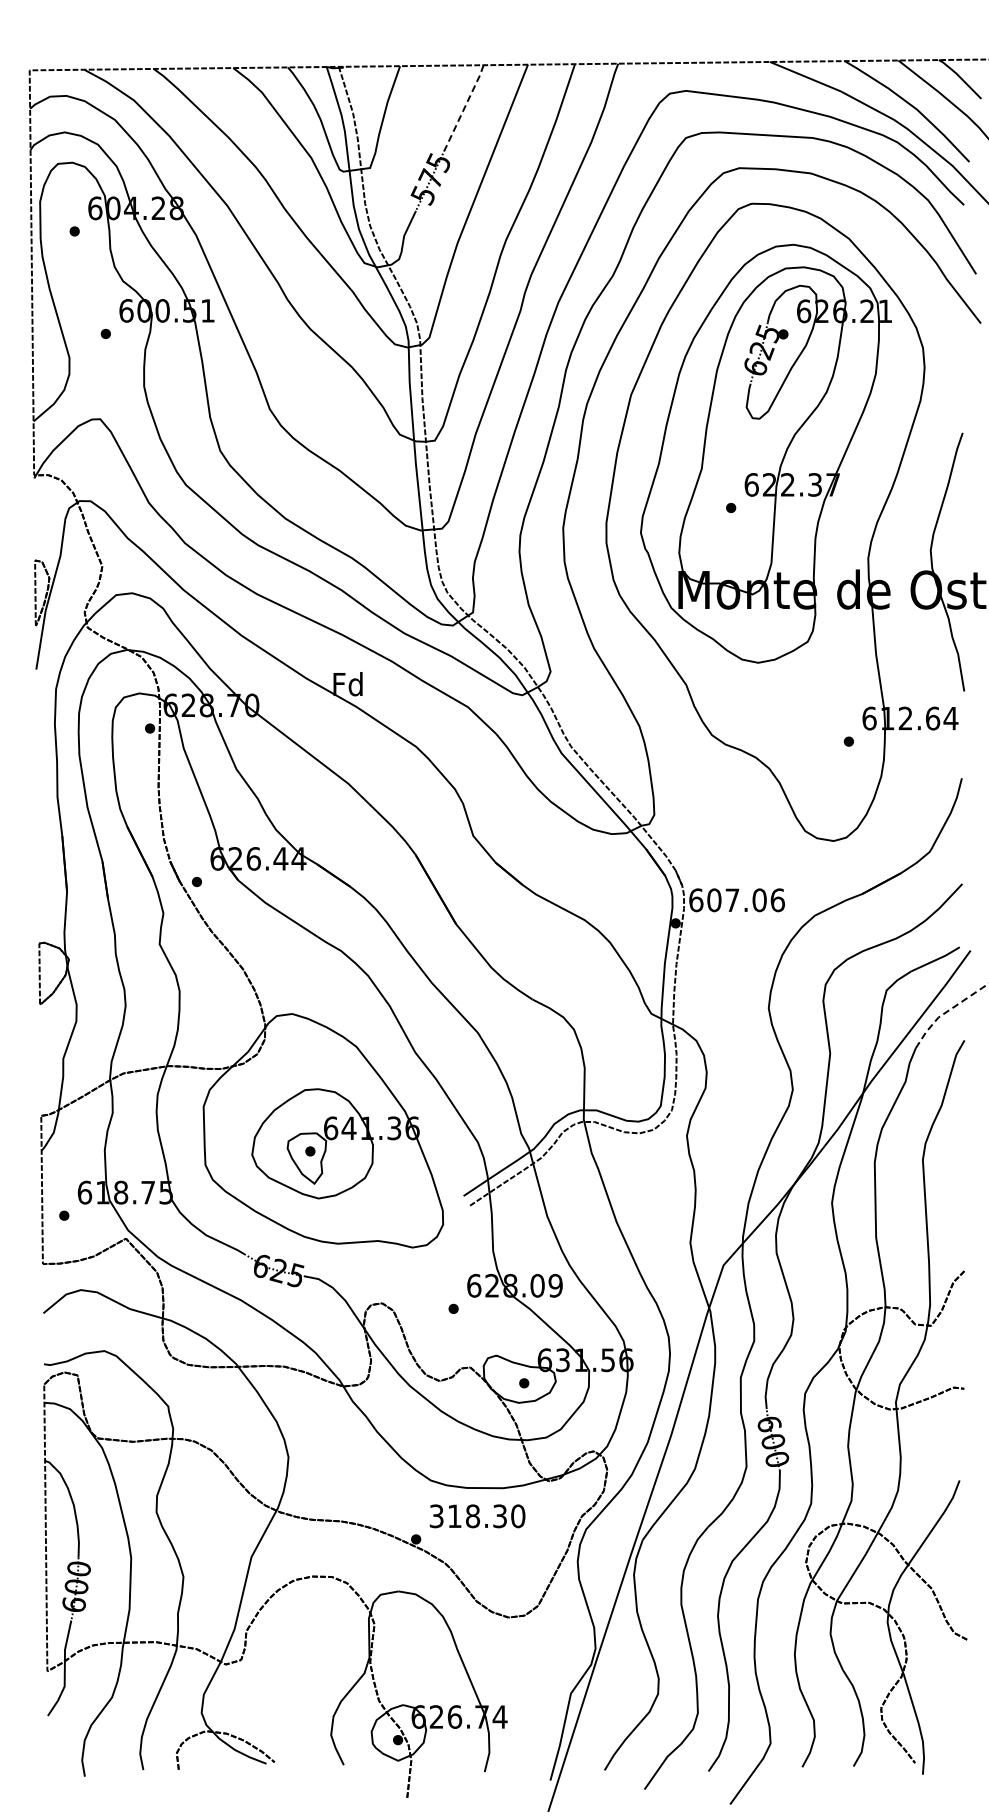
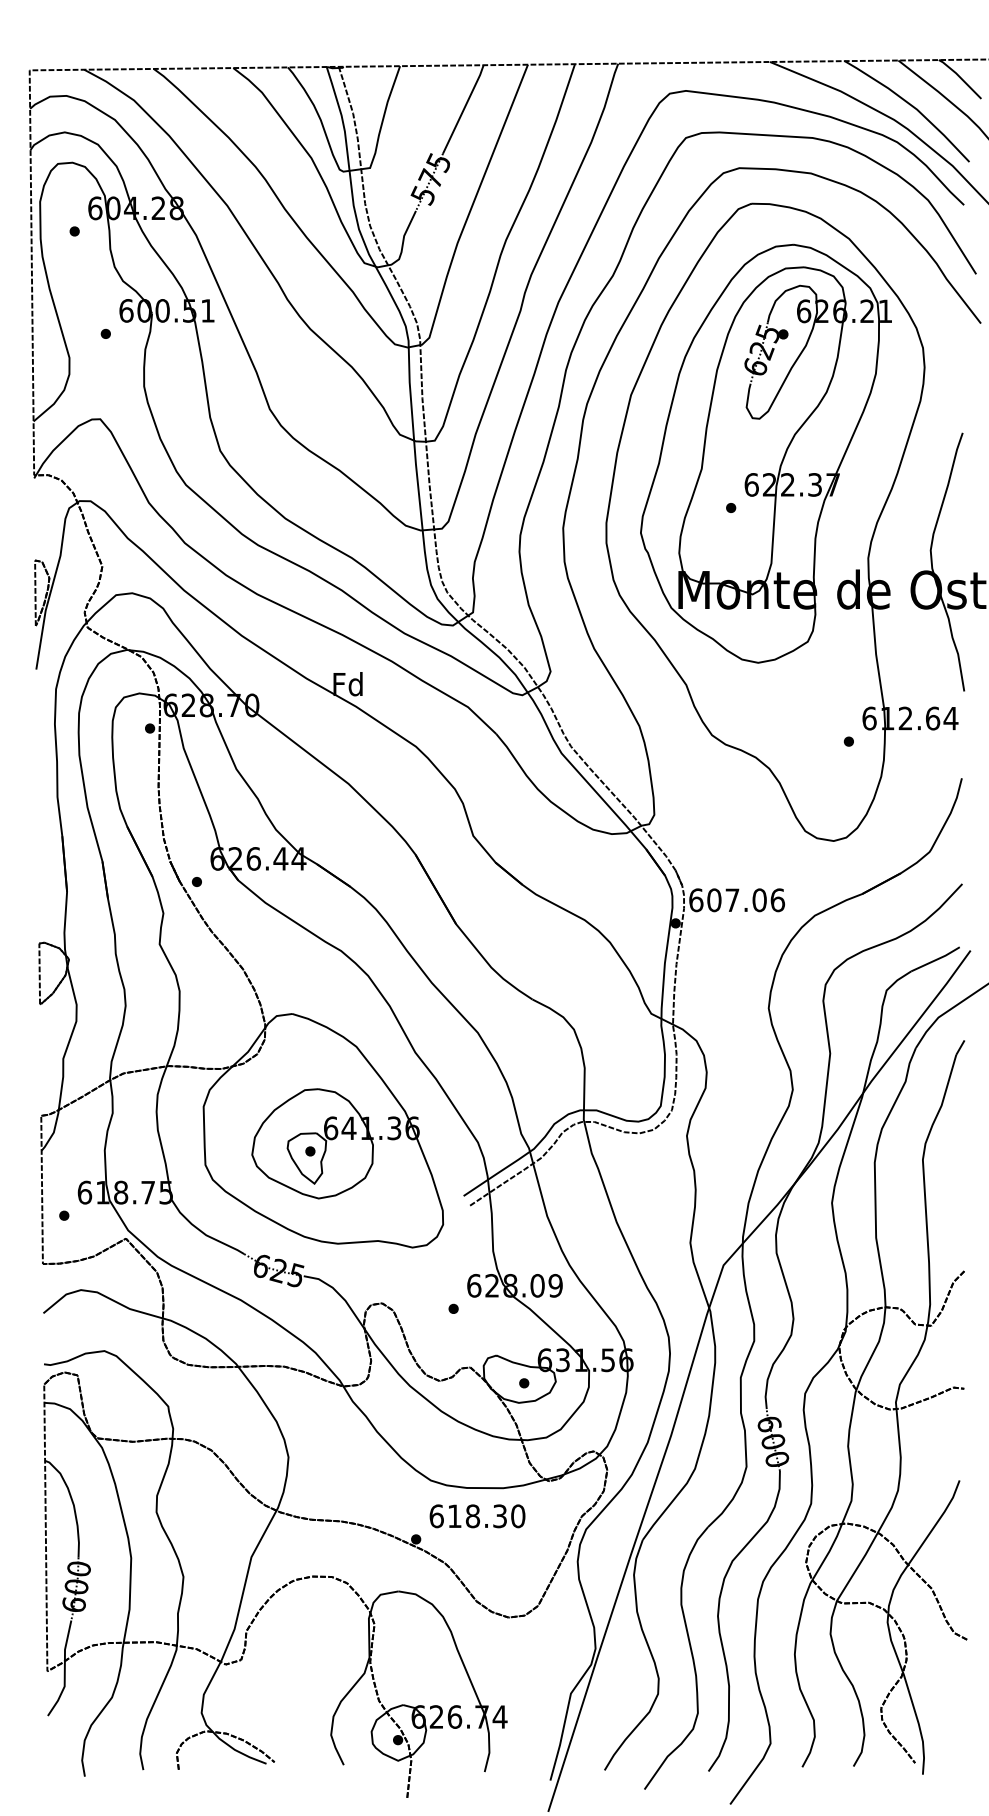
line: dashed -> solid (464, 108)
line: dashed -> solid (946, 1012)
text: 318.30 -> 618.30 (436, 1516)
